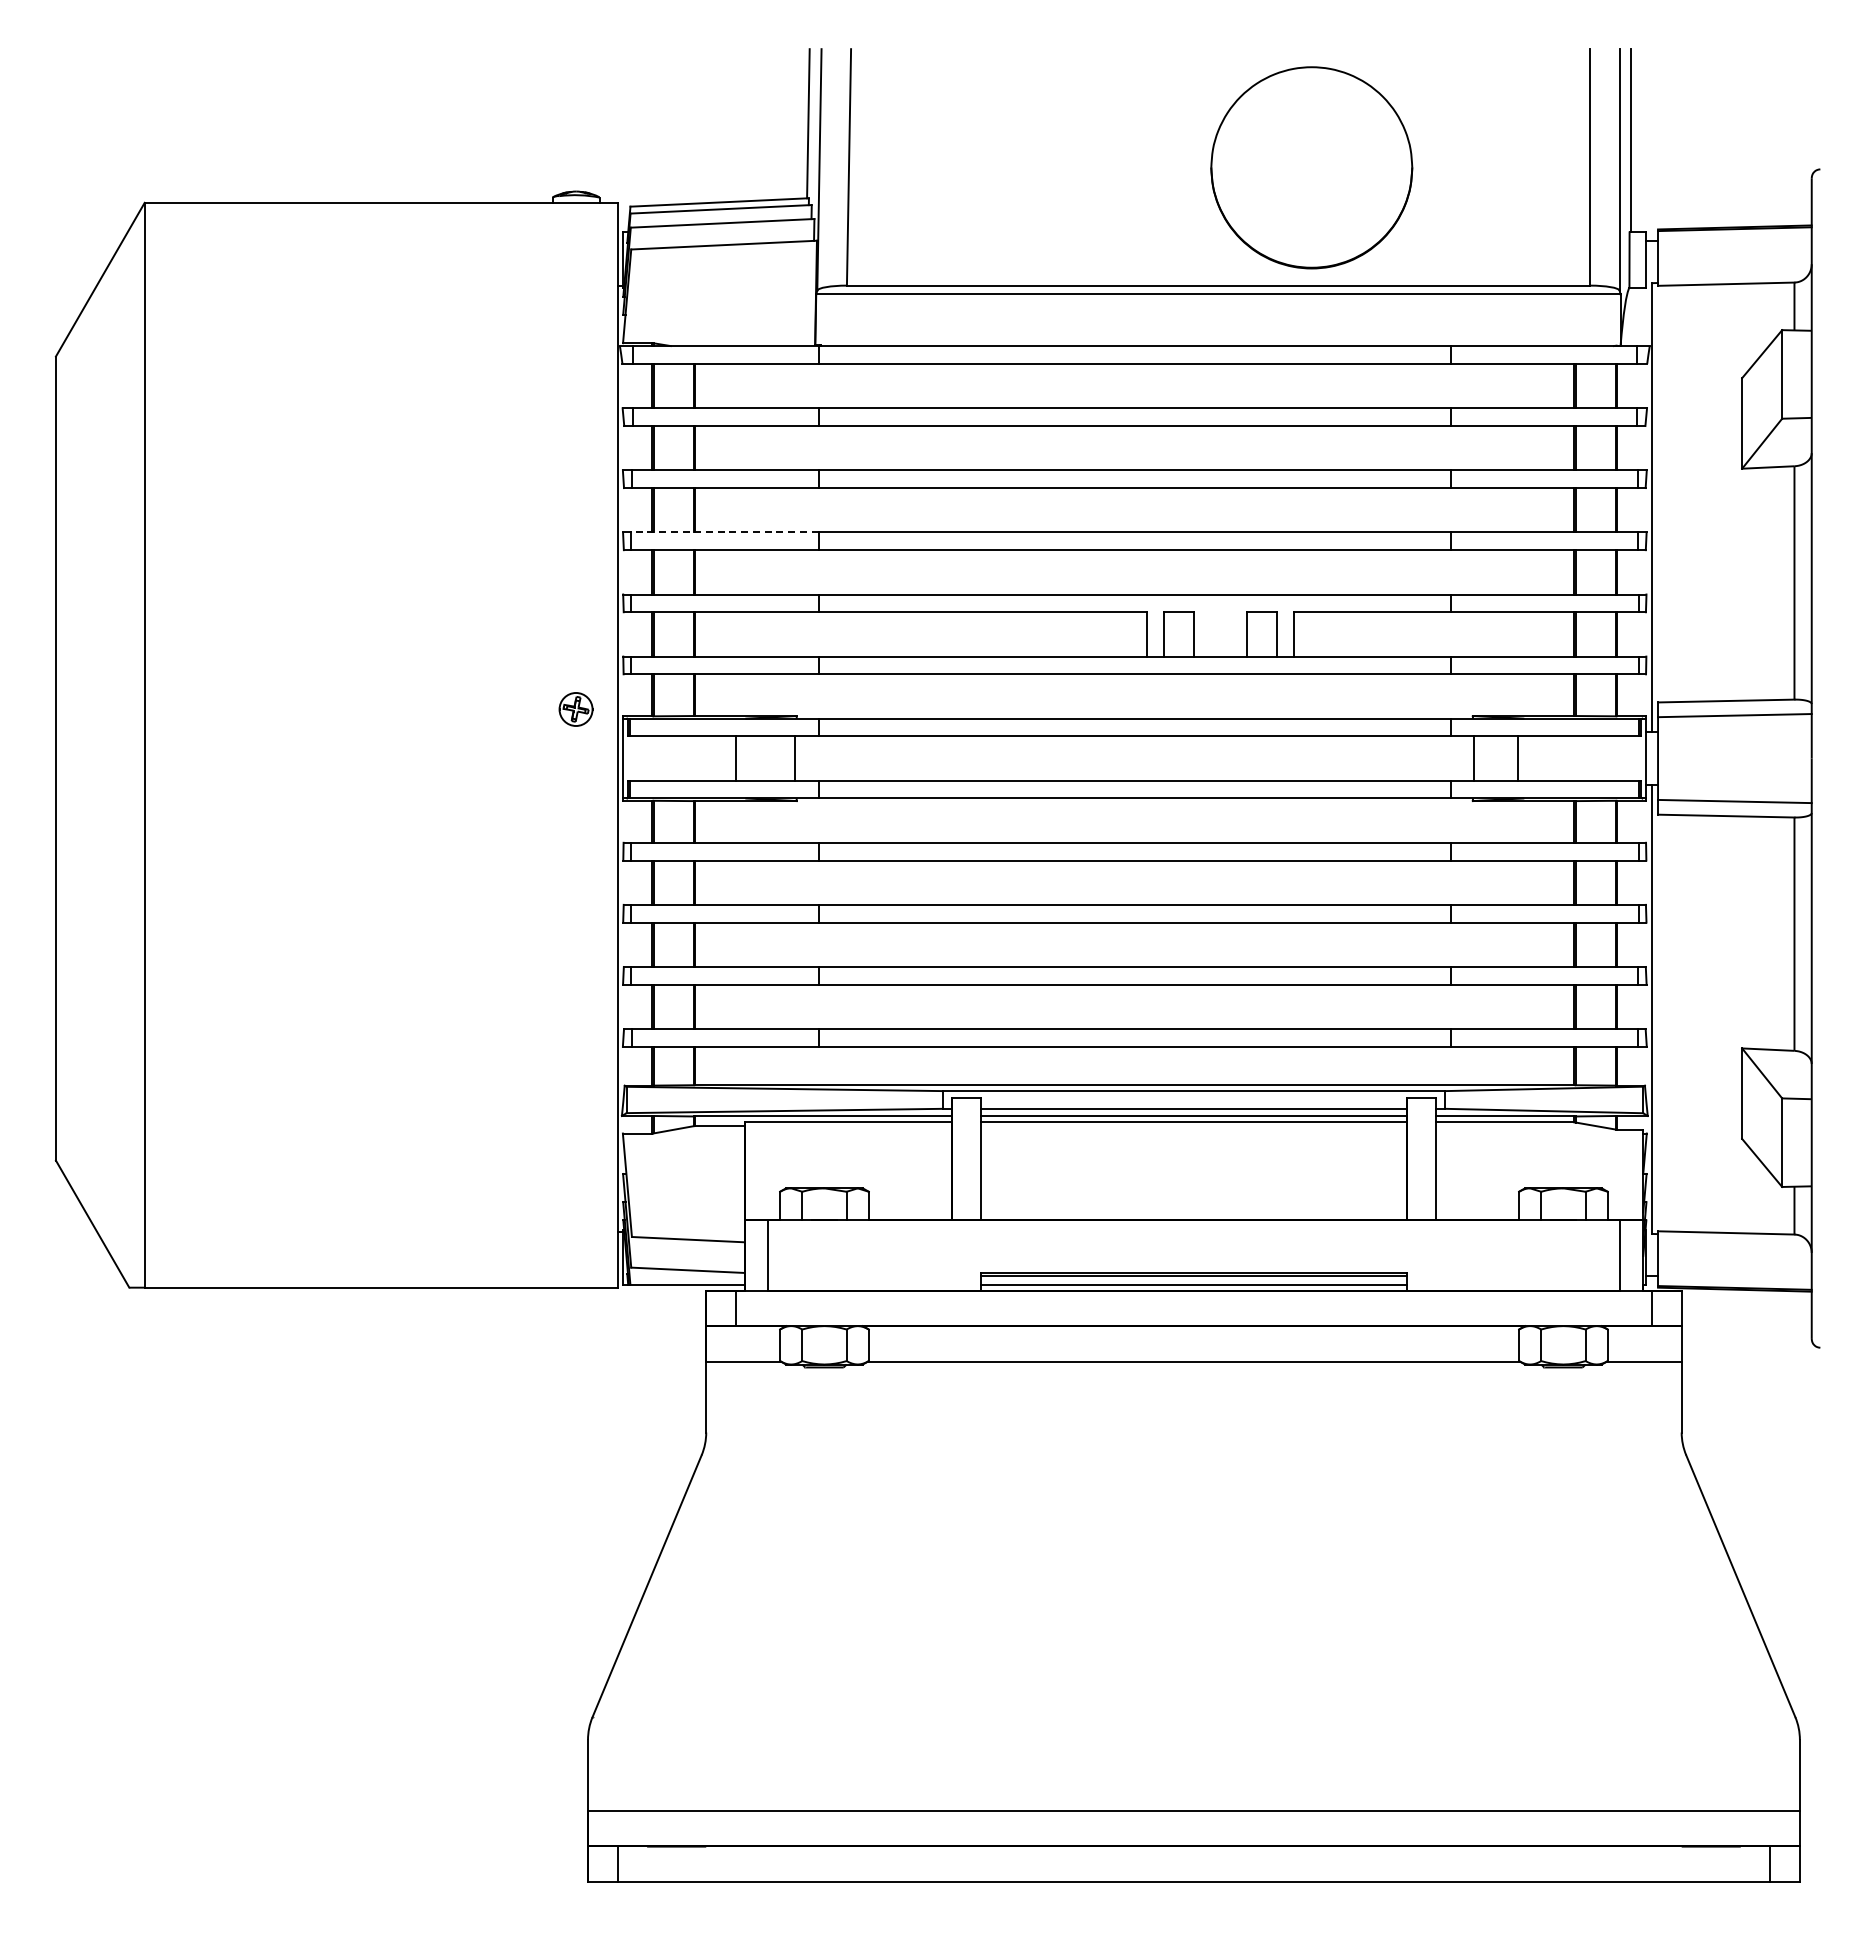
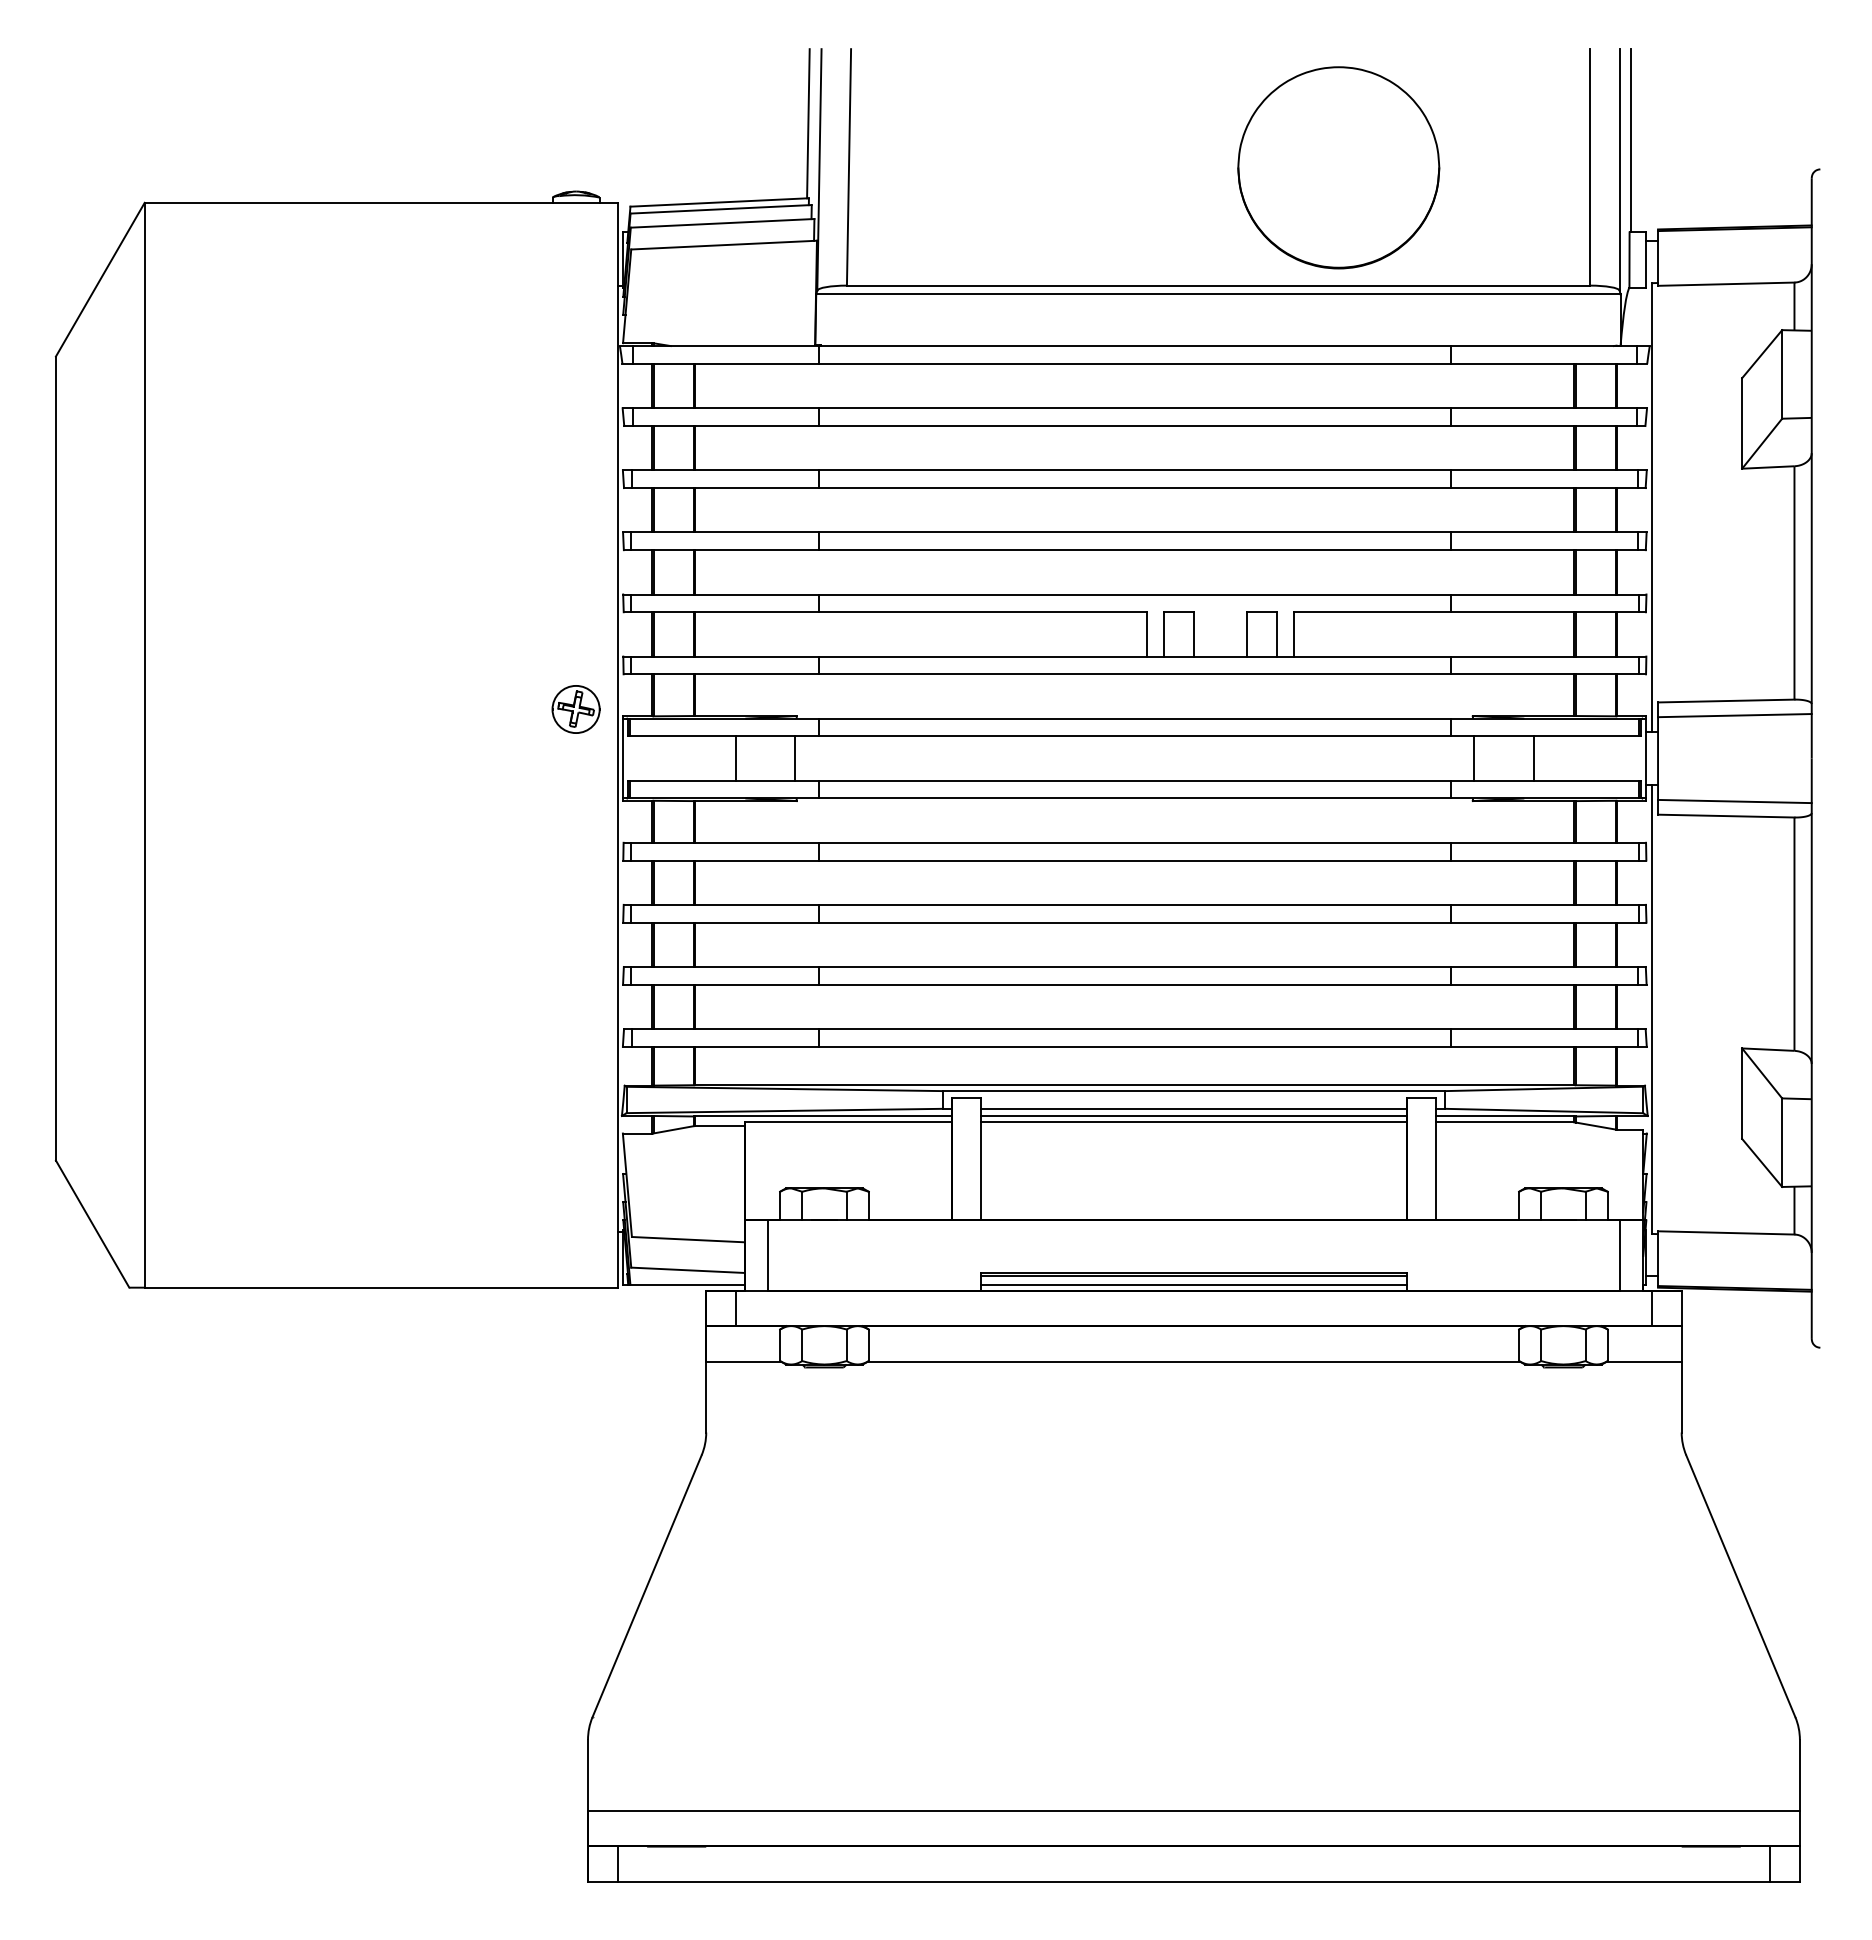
part position: (1311, 167) -> (1338, 167) (1338, 167)
line: dashed -> solid (724, 532)
part size: 36x35 px -> 50x49 px (575, 709)
line position: (1517, 758) -> (1533, 758) (1533, 758)
